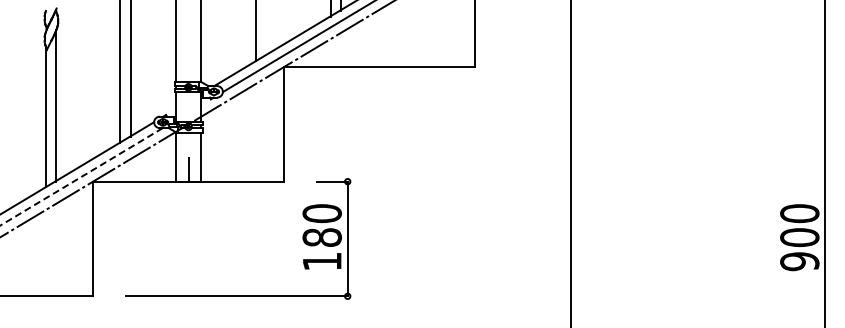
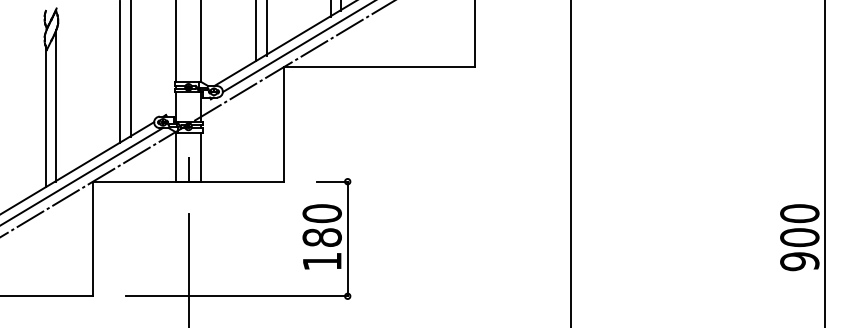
line: none -> present (266, 28)
line: dashed -> solid (81, 176)
line: none -> present (188, 269)
